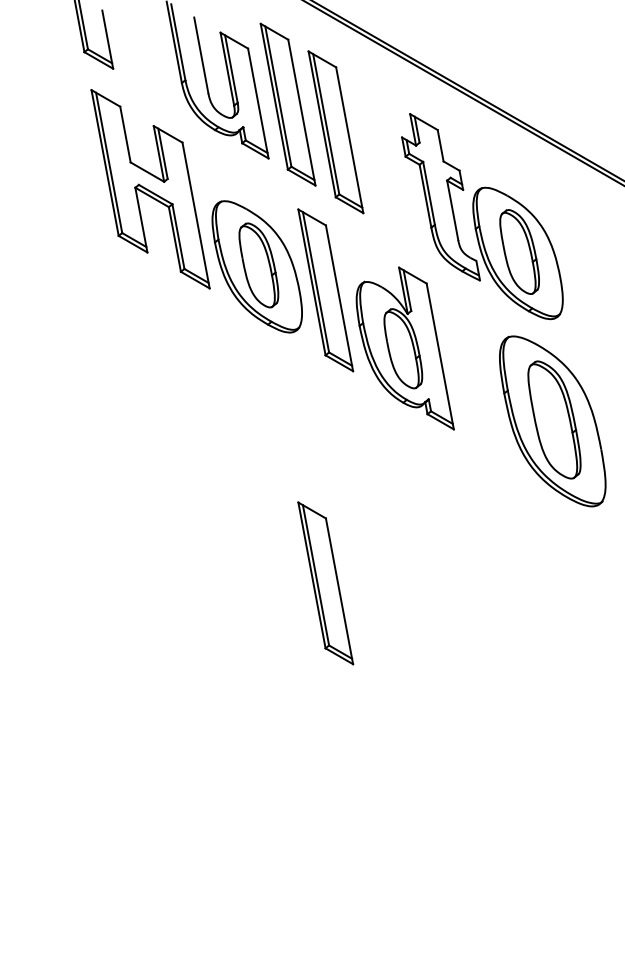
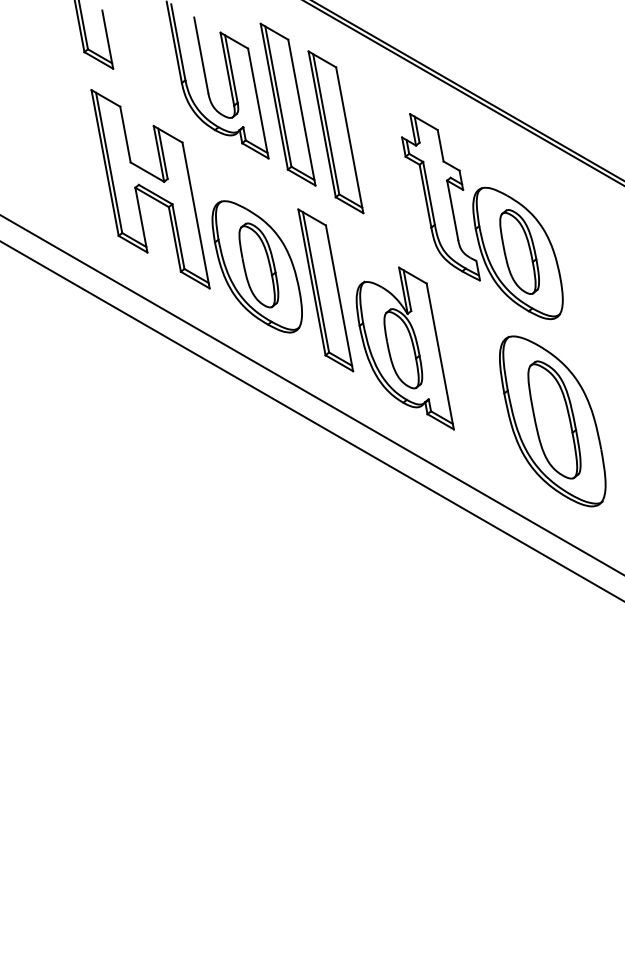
line: none -> present (311, 394)
line: none -> present (311, 420)
part: present -> none (325, 583)
